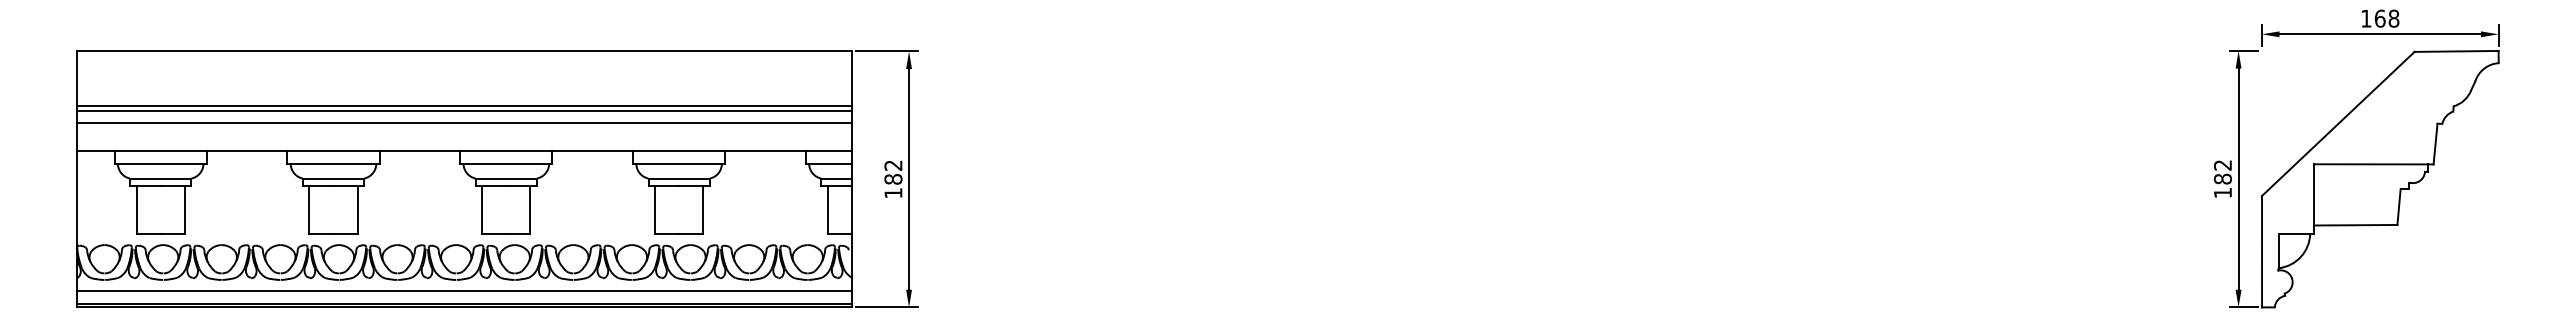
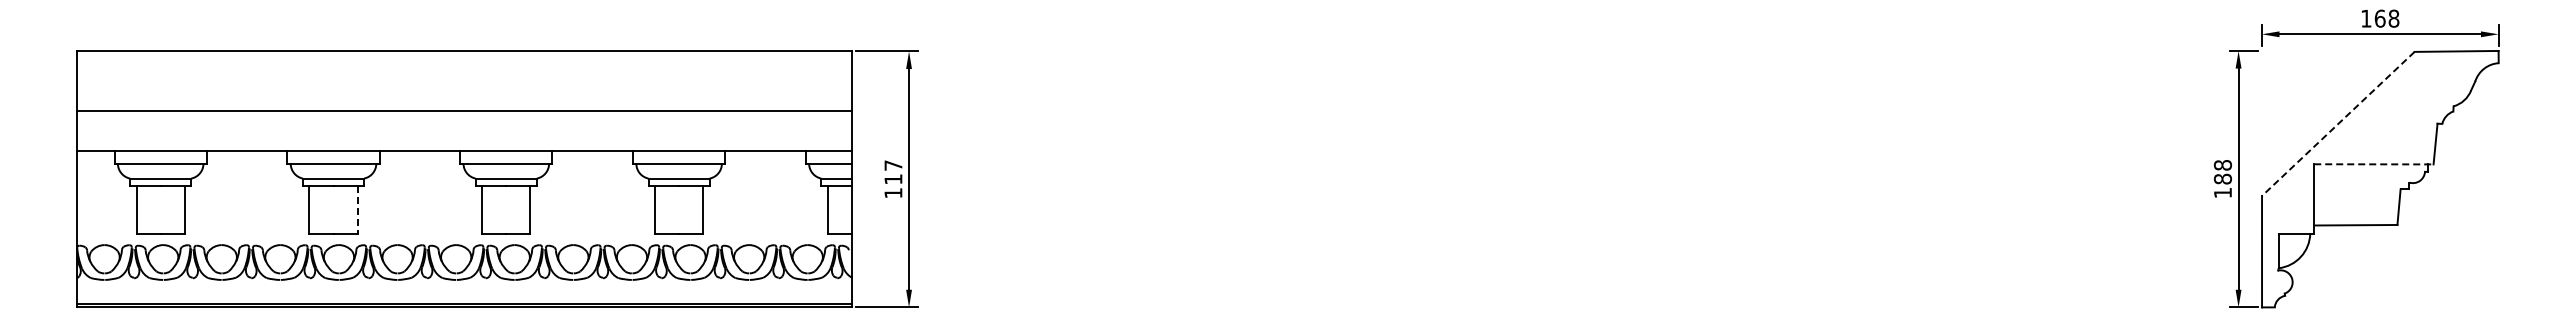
line: present -> none (464, 105)
line: present -> none (464, 123)
line: solid -> dashed (2338, 123)
line: solid -> dashed (2373, 164)
text: 182 -> 188 (2223, 165)
text: 182 -> 117 (893, 172)
line: solid -> dashed (357, 210)
line: present -> none (464, 291)
